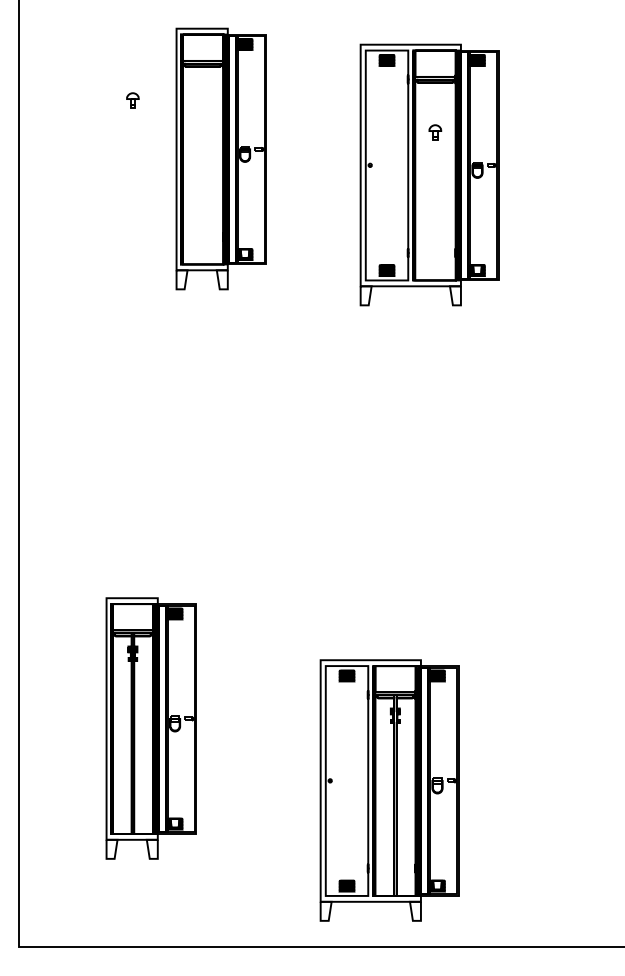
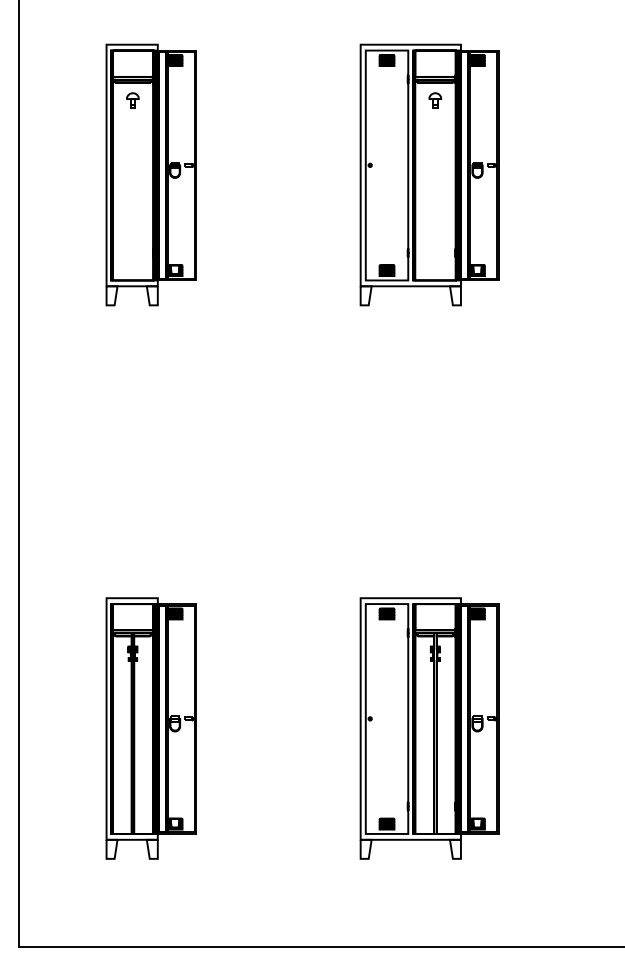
part position: (435, 132) -> (435, 100) (435, 100)
part position: (220, 158) -> (150, 174) (150, 174)
part position: (389, 790) -> (429, 728) (429, 728)
